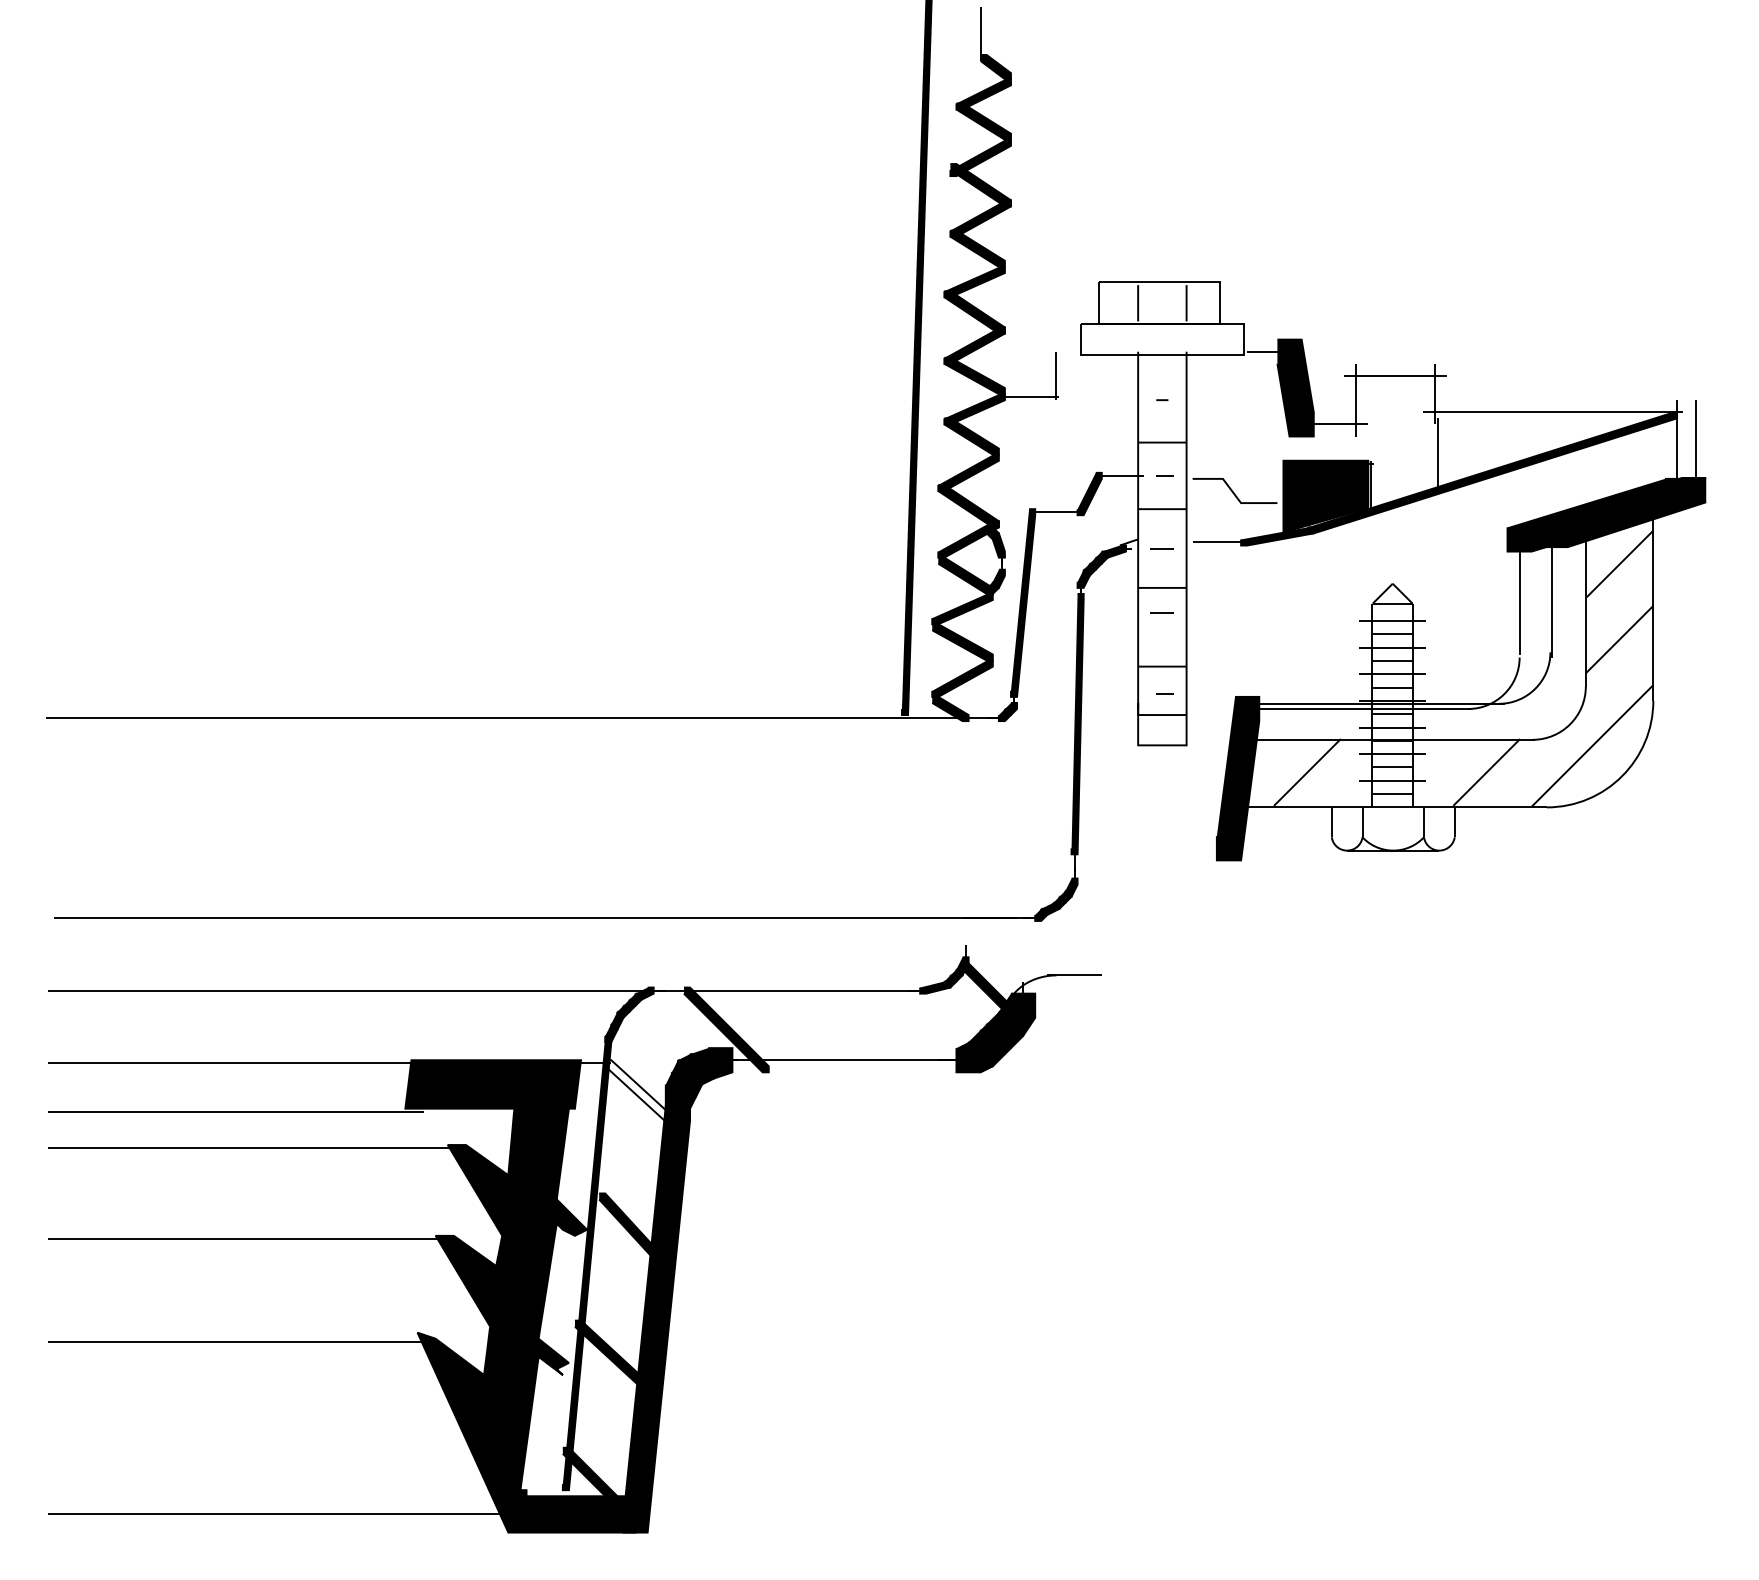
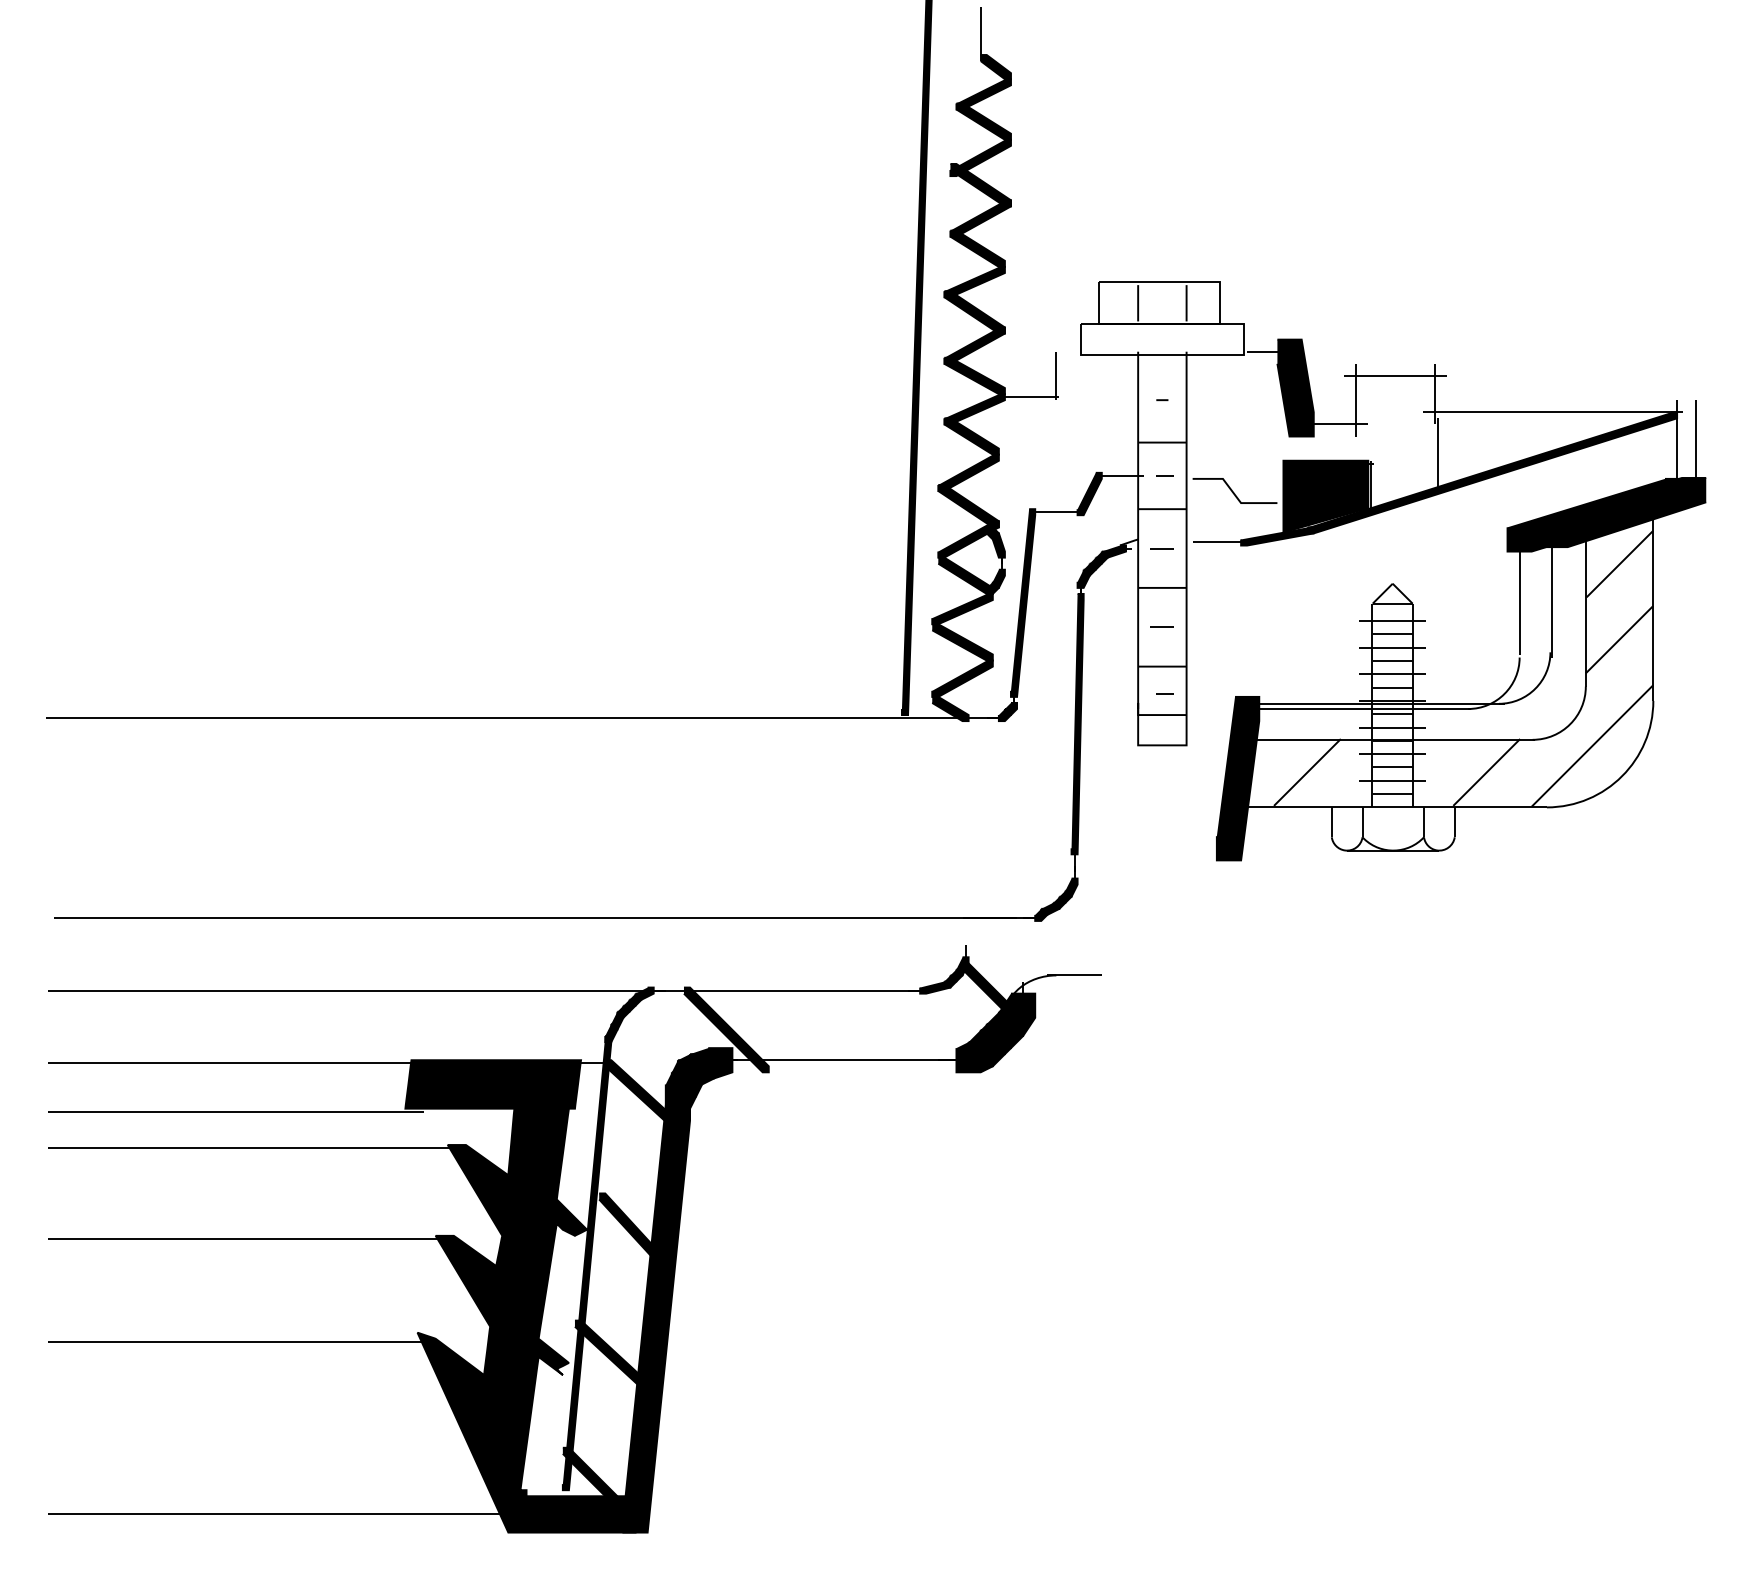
line position: (1161, 612) -> (1161, 626) (1161, 626)
fill: none -> present (644, 1096)
